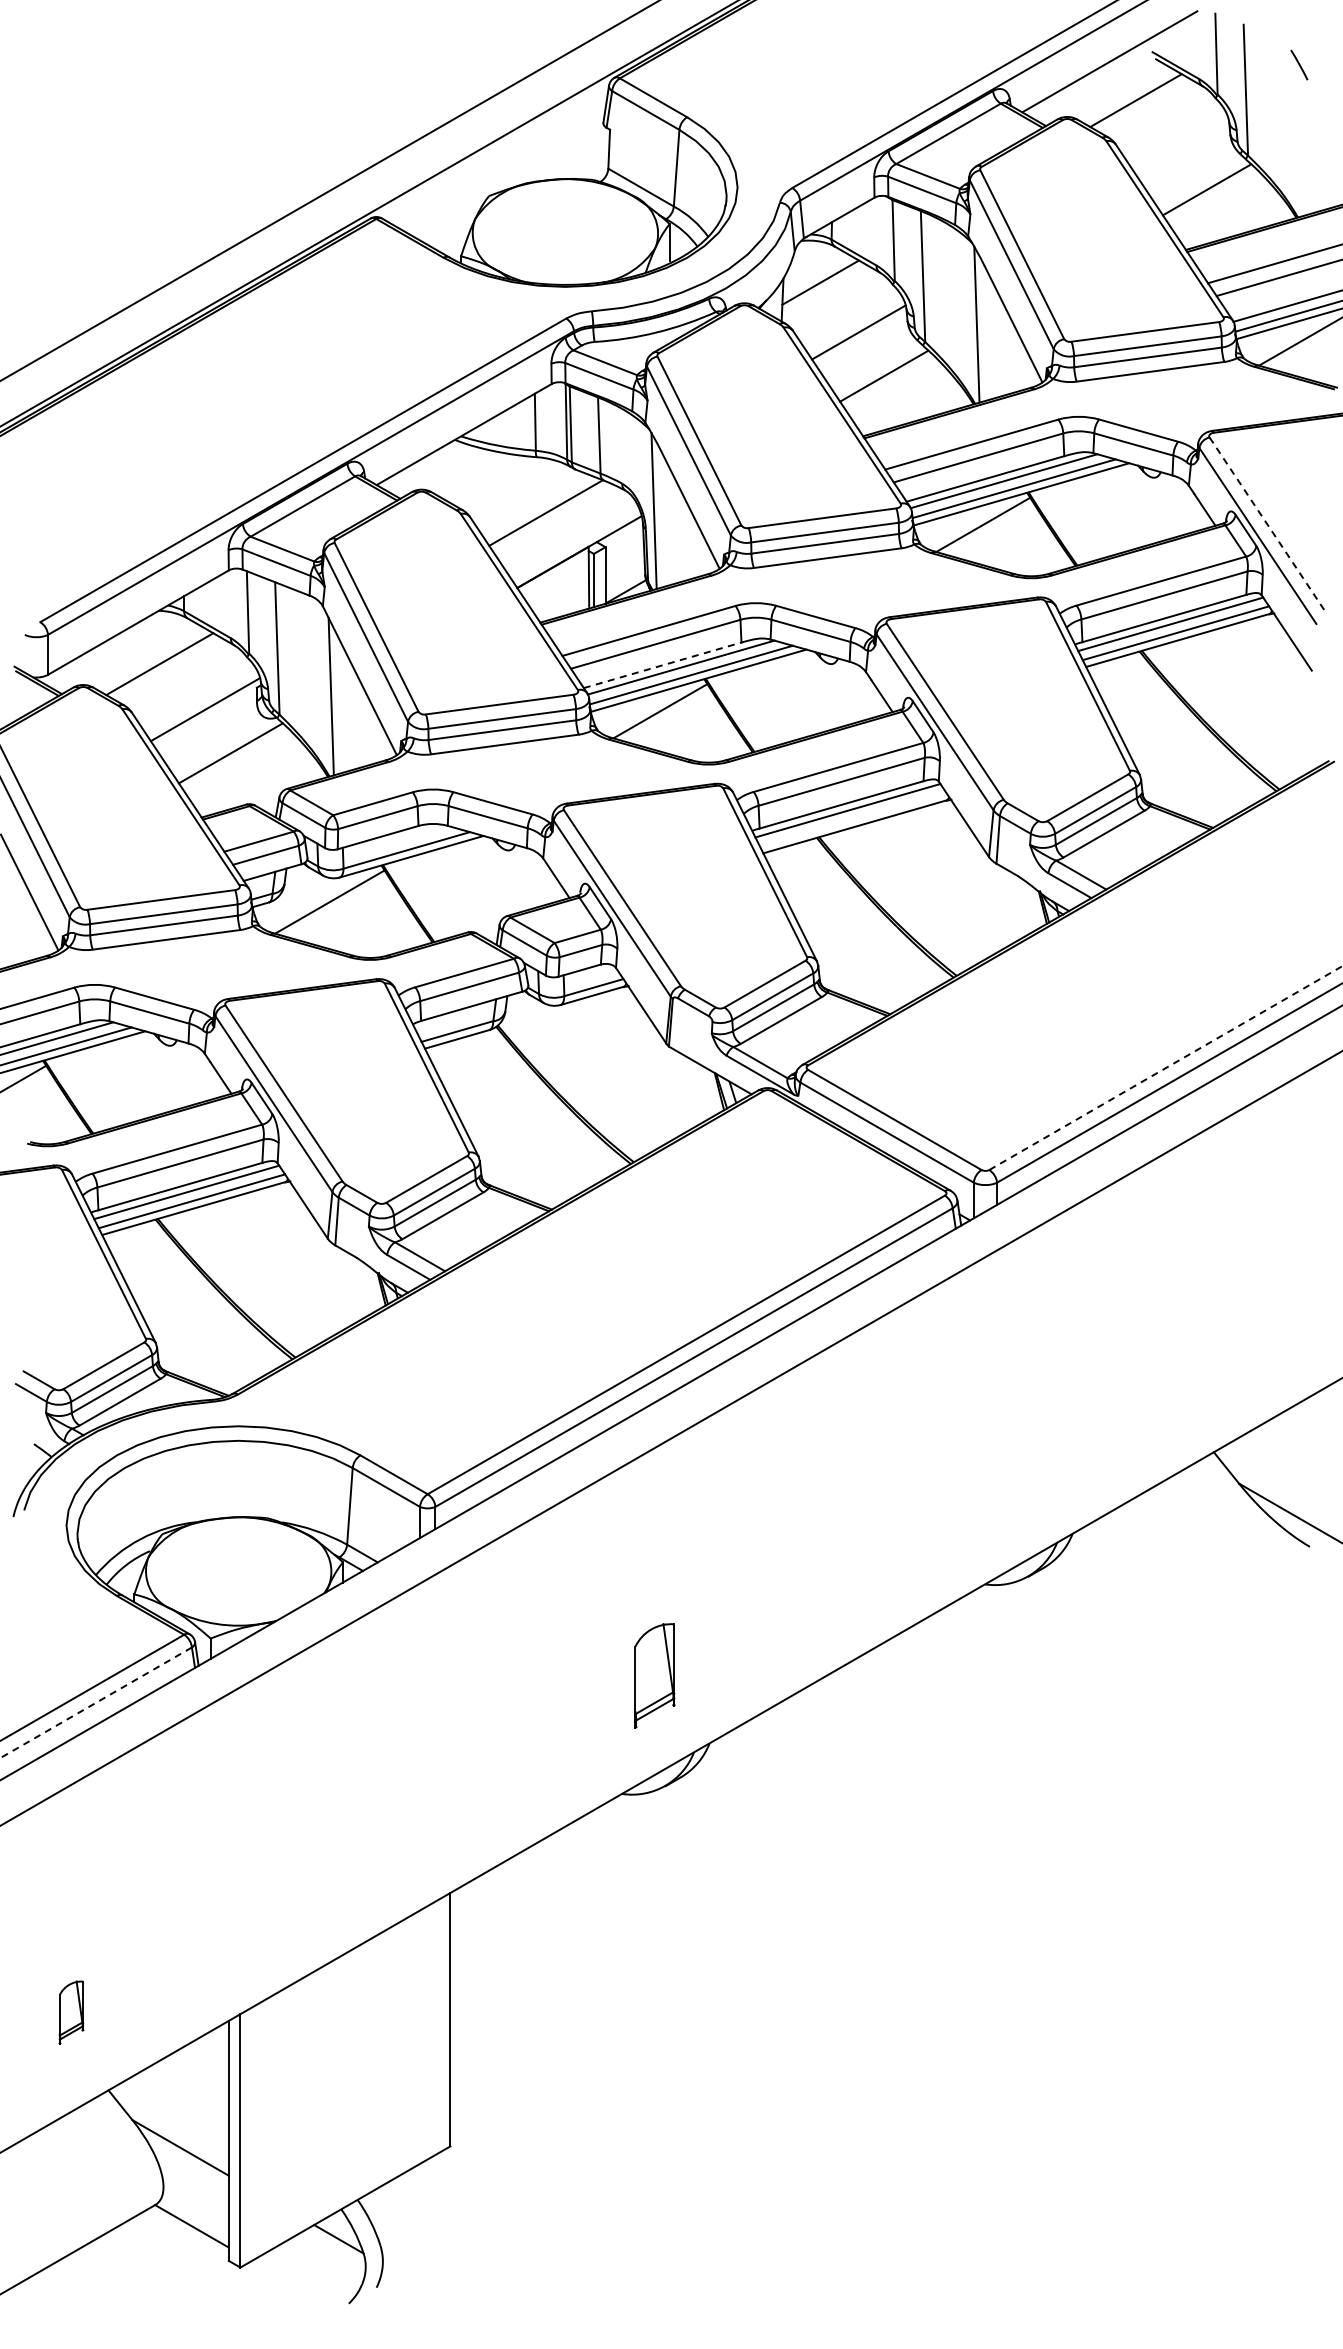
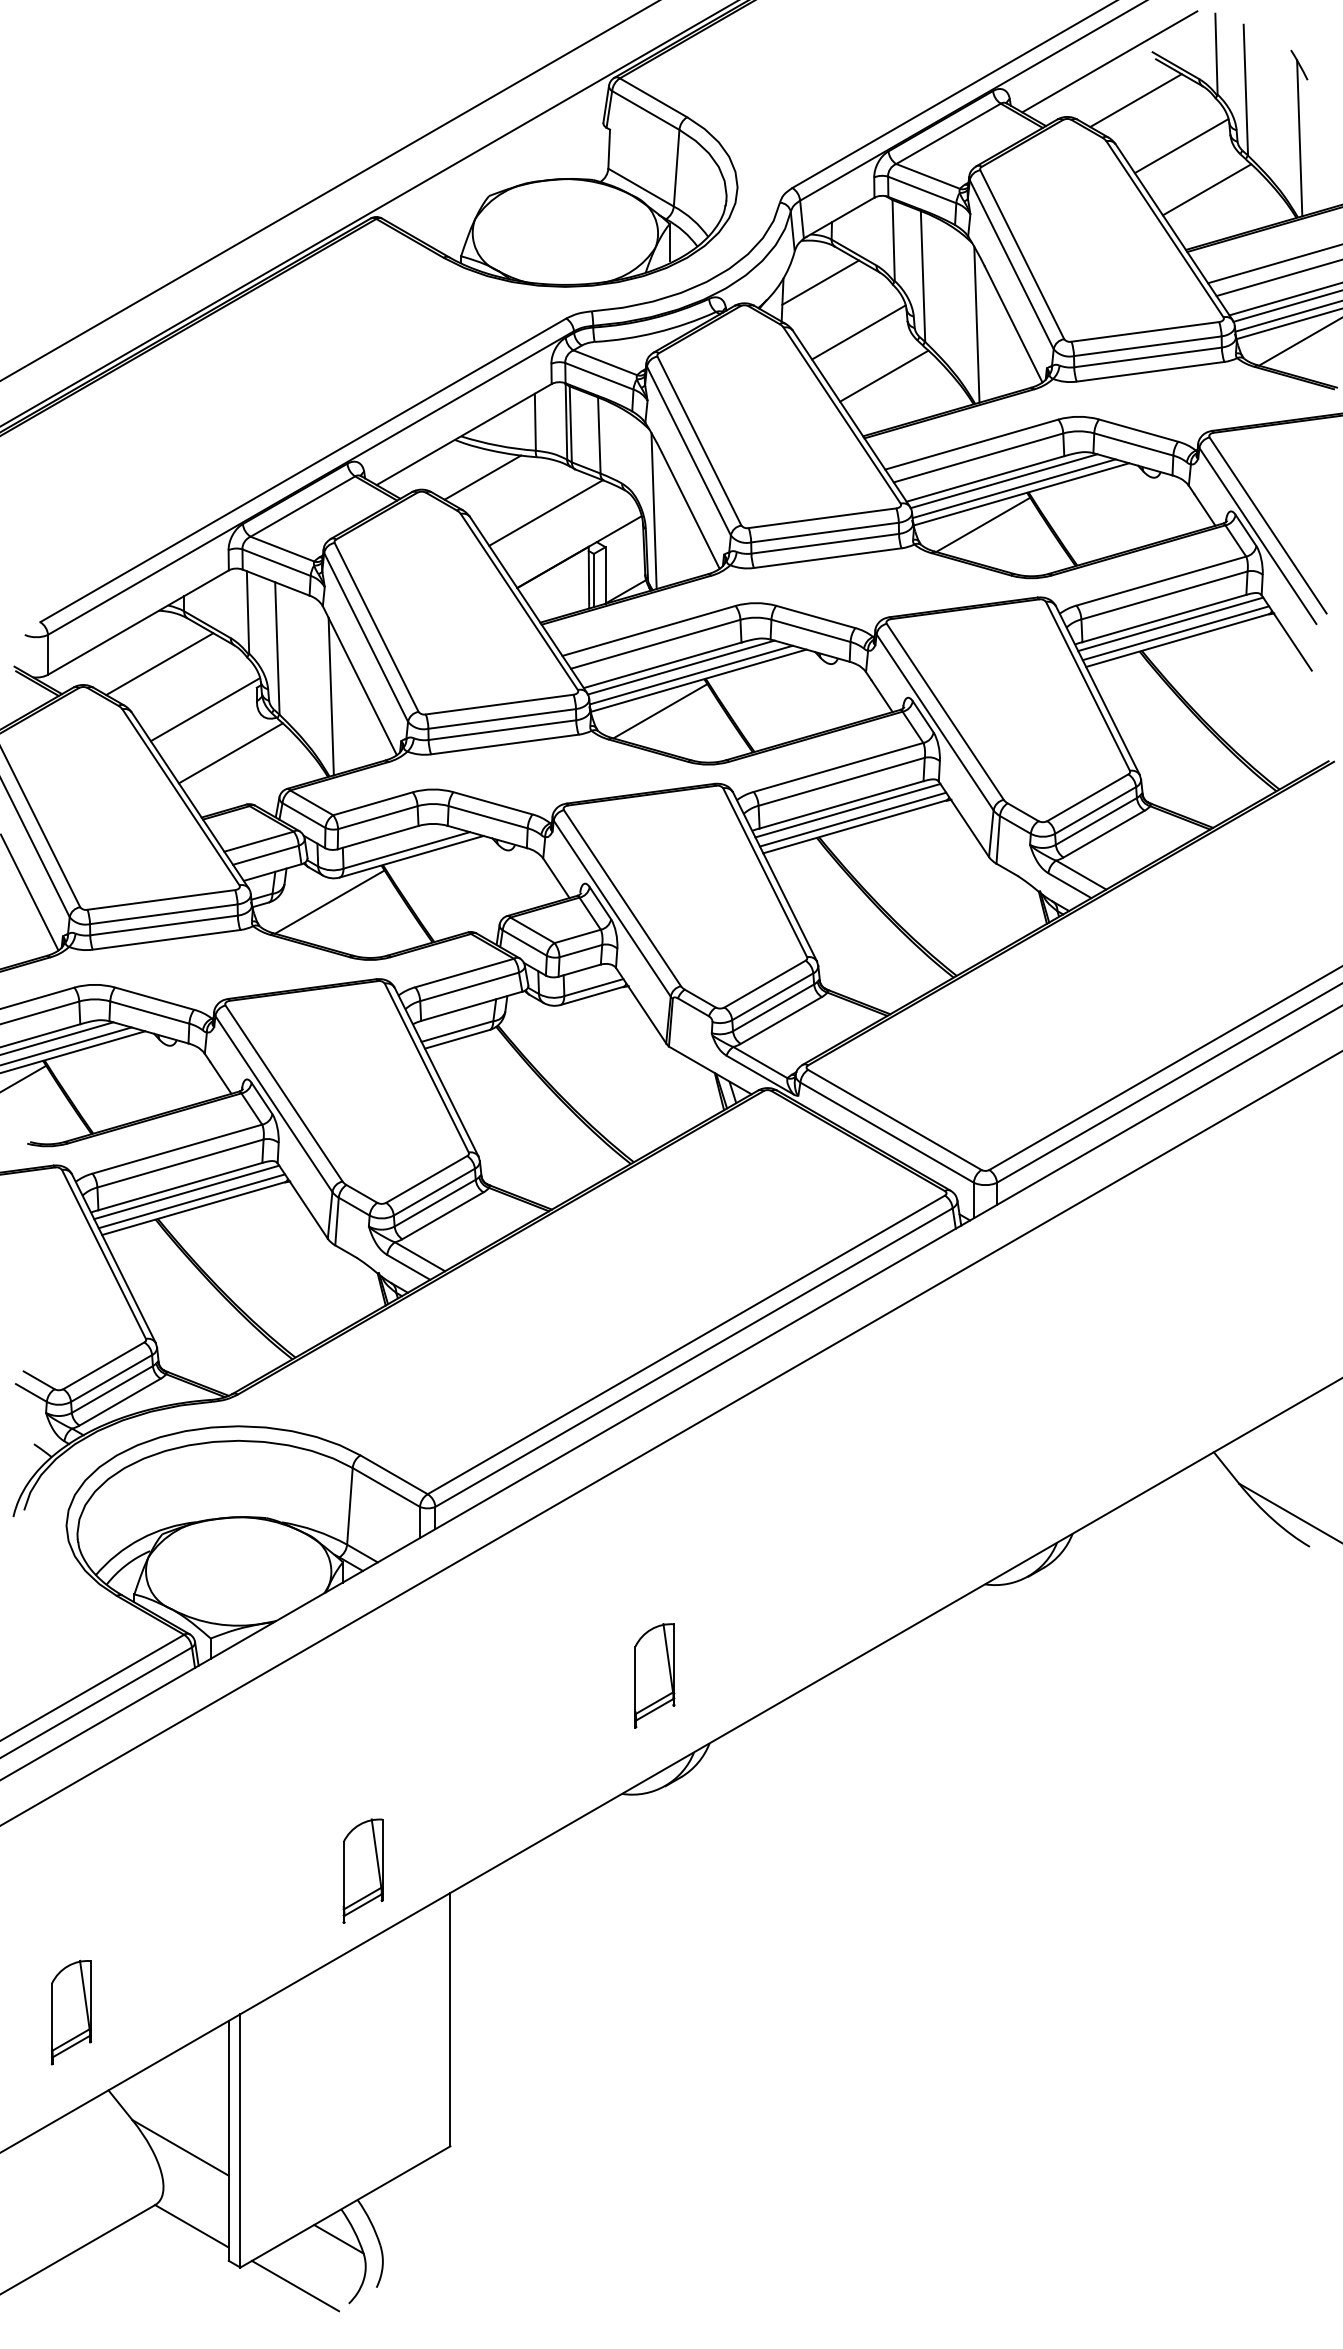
line: none -> present (1299, 138)
line: none -> present (1181, 146)
line: none -> present (1284, 299)
line: none -> present (482, 477)
line: dashed -> solid (1268, 525)
line: dashed -> solid (663, 665)
line: none -> present (852, 819)
line: dashed -> solid (1165, 1068)
line: dashed -> solid (95, 1702)
part: none -> present (362, 1870)
part size: 27x65 px -> 41x107 px (71, 2012)
line: none -> present (295, 2285)
